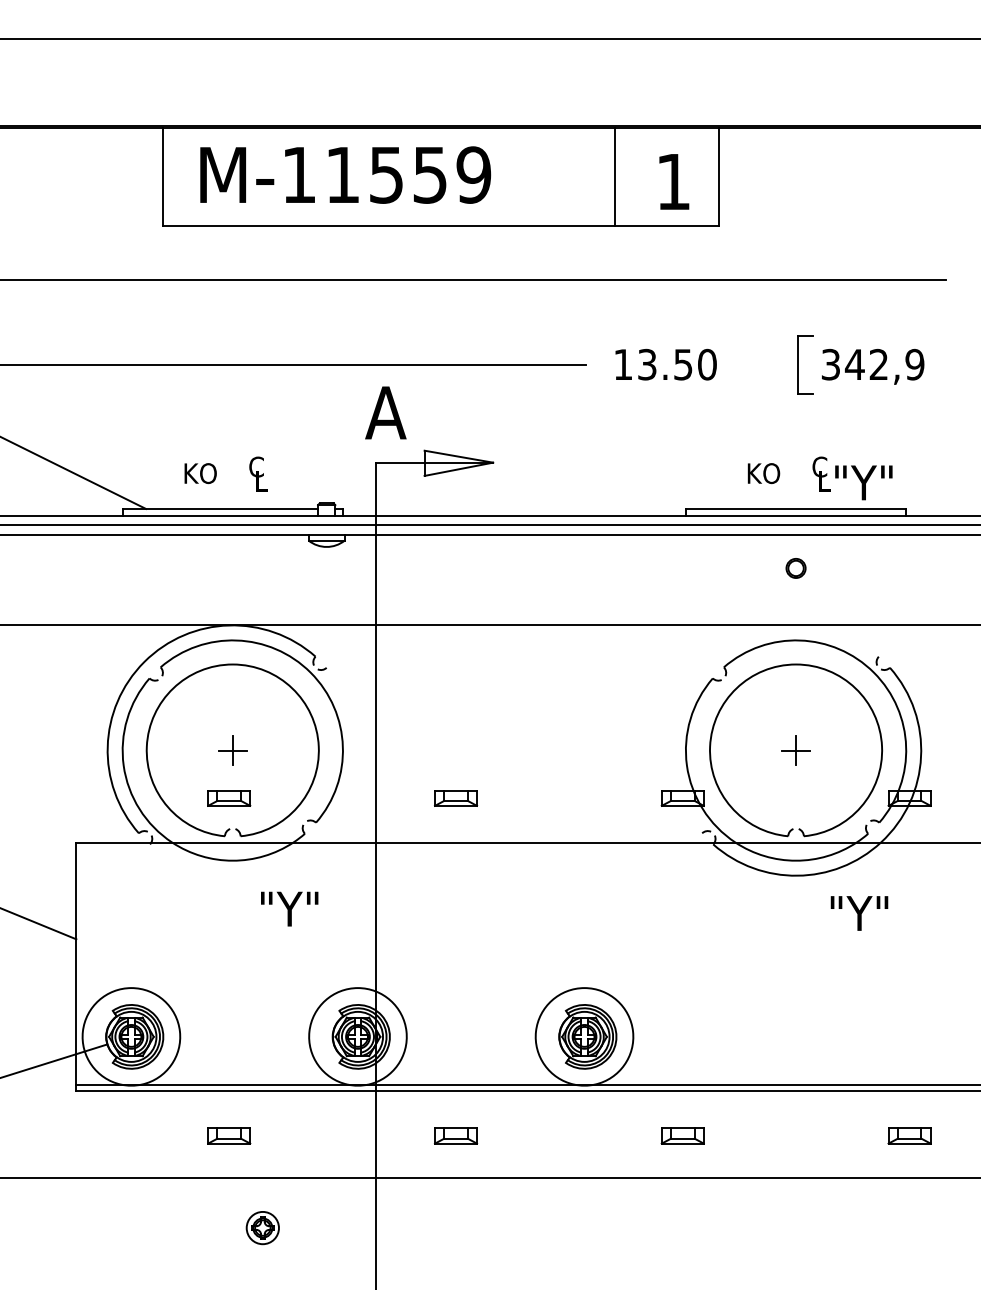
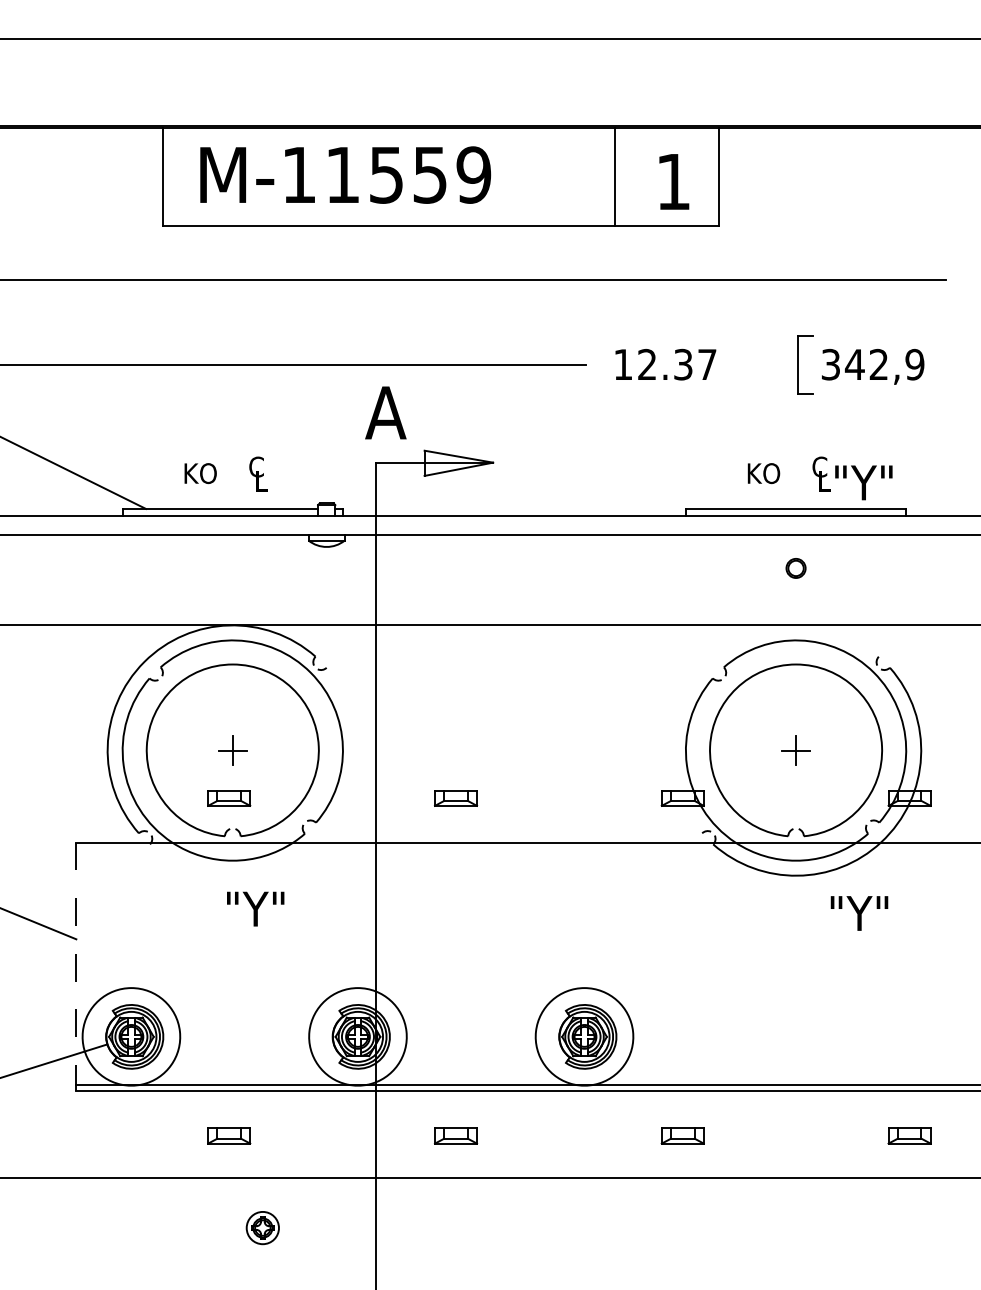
text: 13.50 -> 12.37 (677, 364)
line: present -> none (489, 525)
text position: (289, 908) -> (255, 908) (255, 908)
line: solid -> dashed (76, 967)
